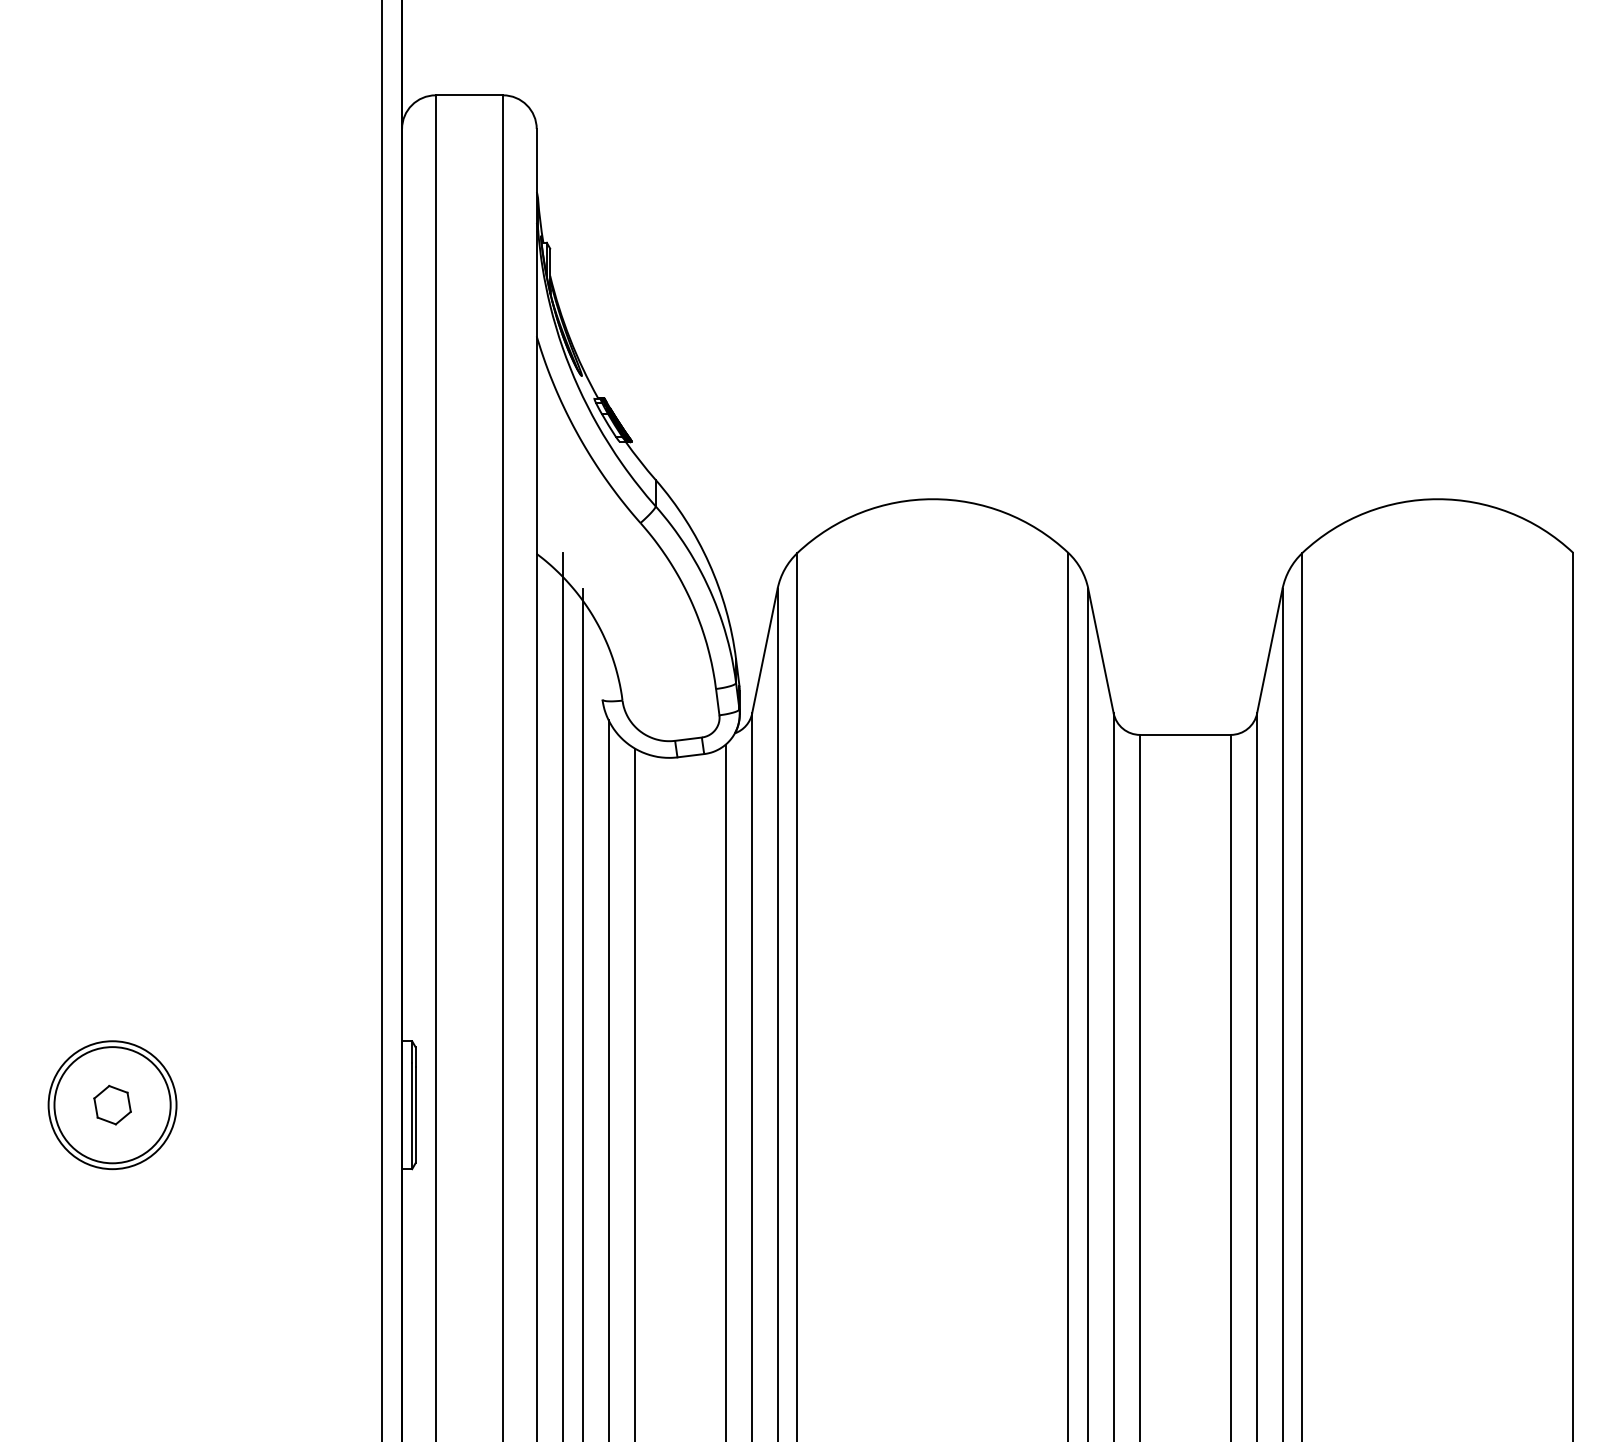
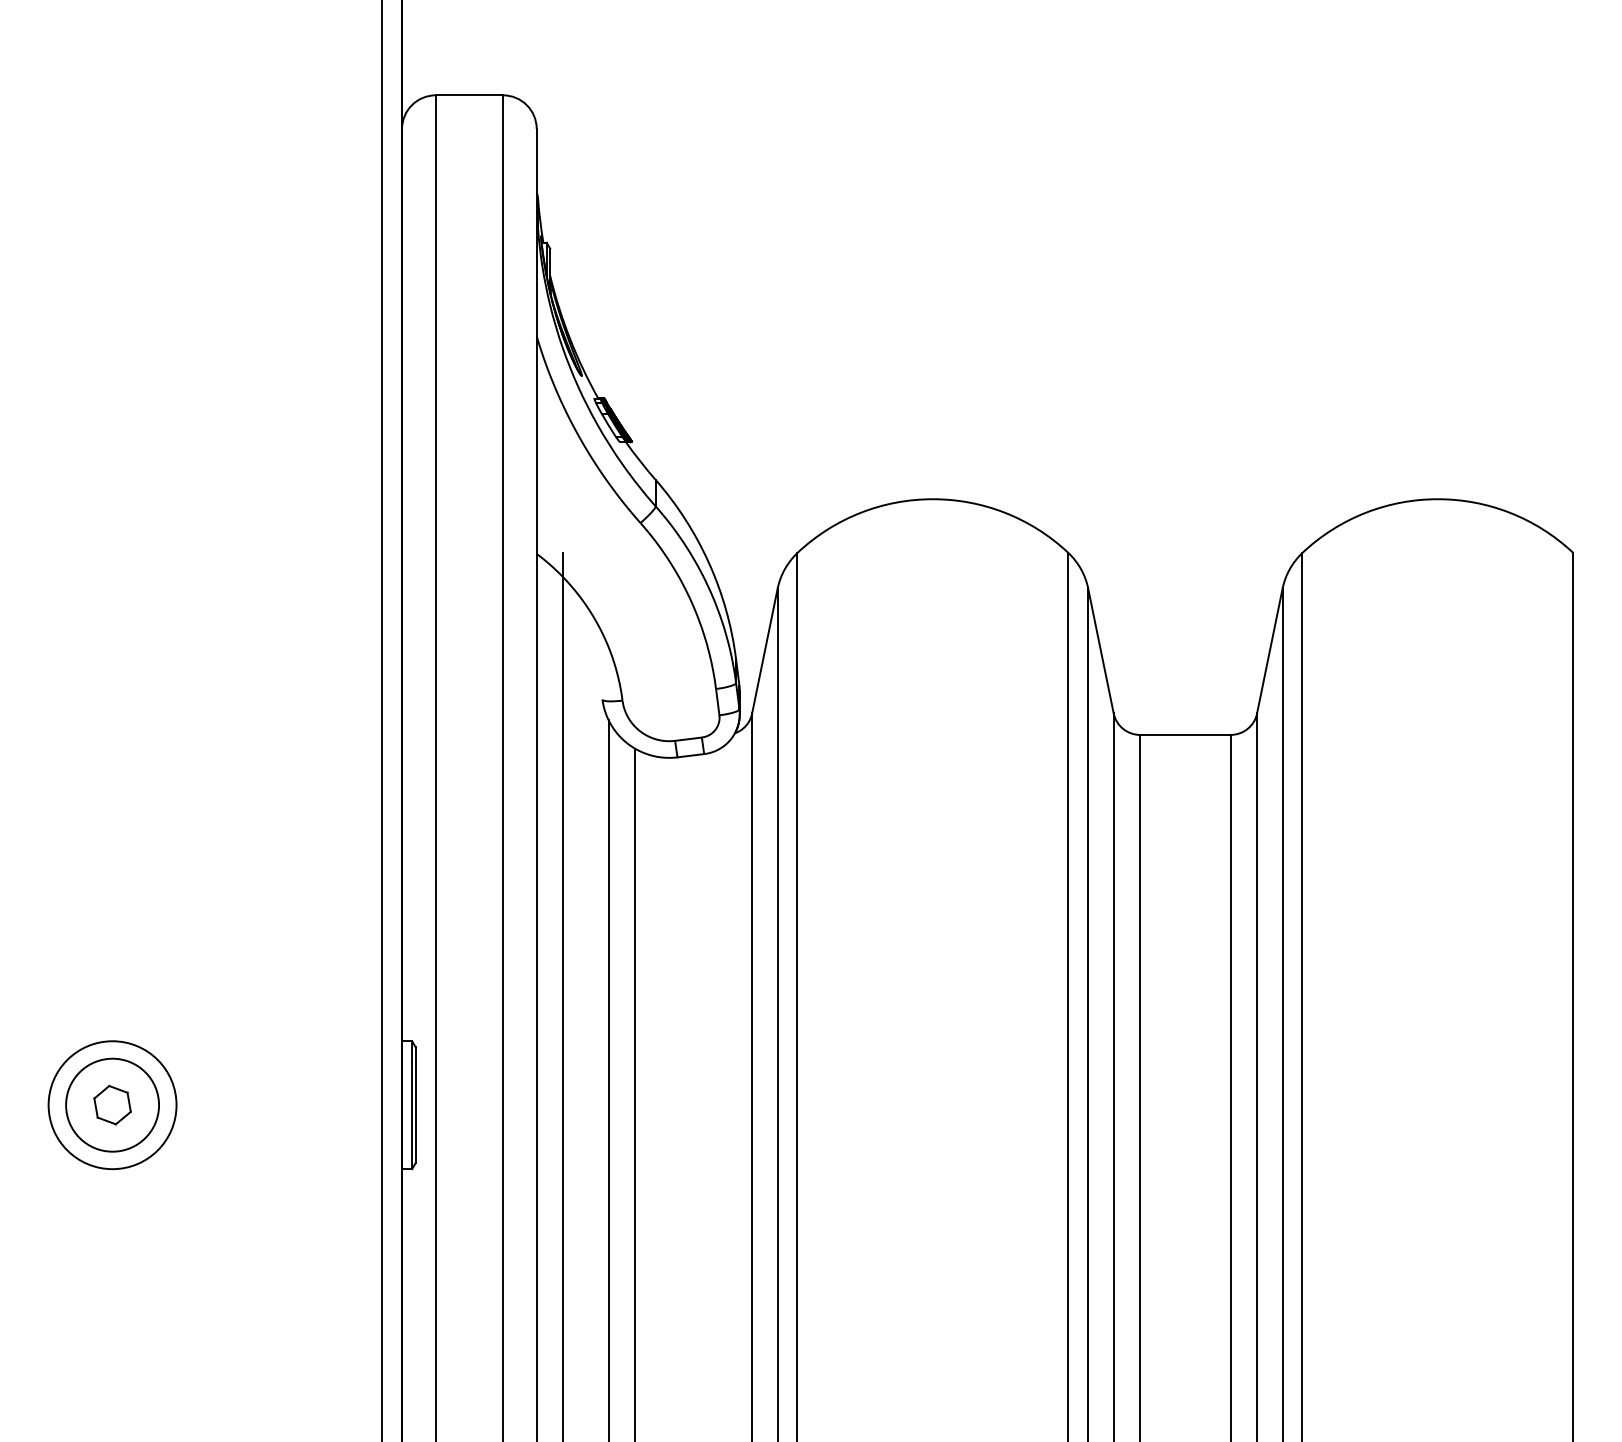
line: present -> none (583, 1013)
line: present -> none (725, 1091)
circle diameter: 116 px -> 93 px (112, 1104)
